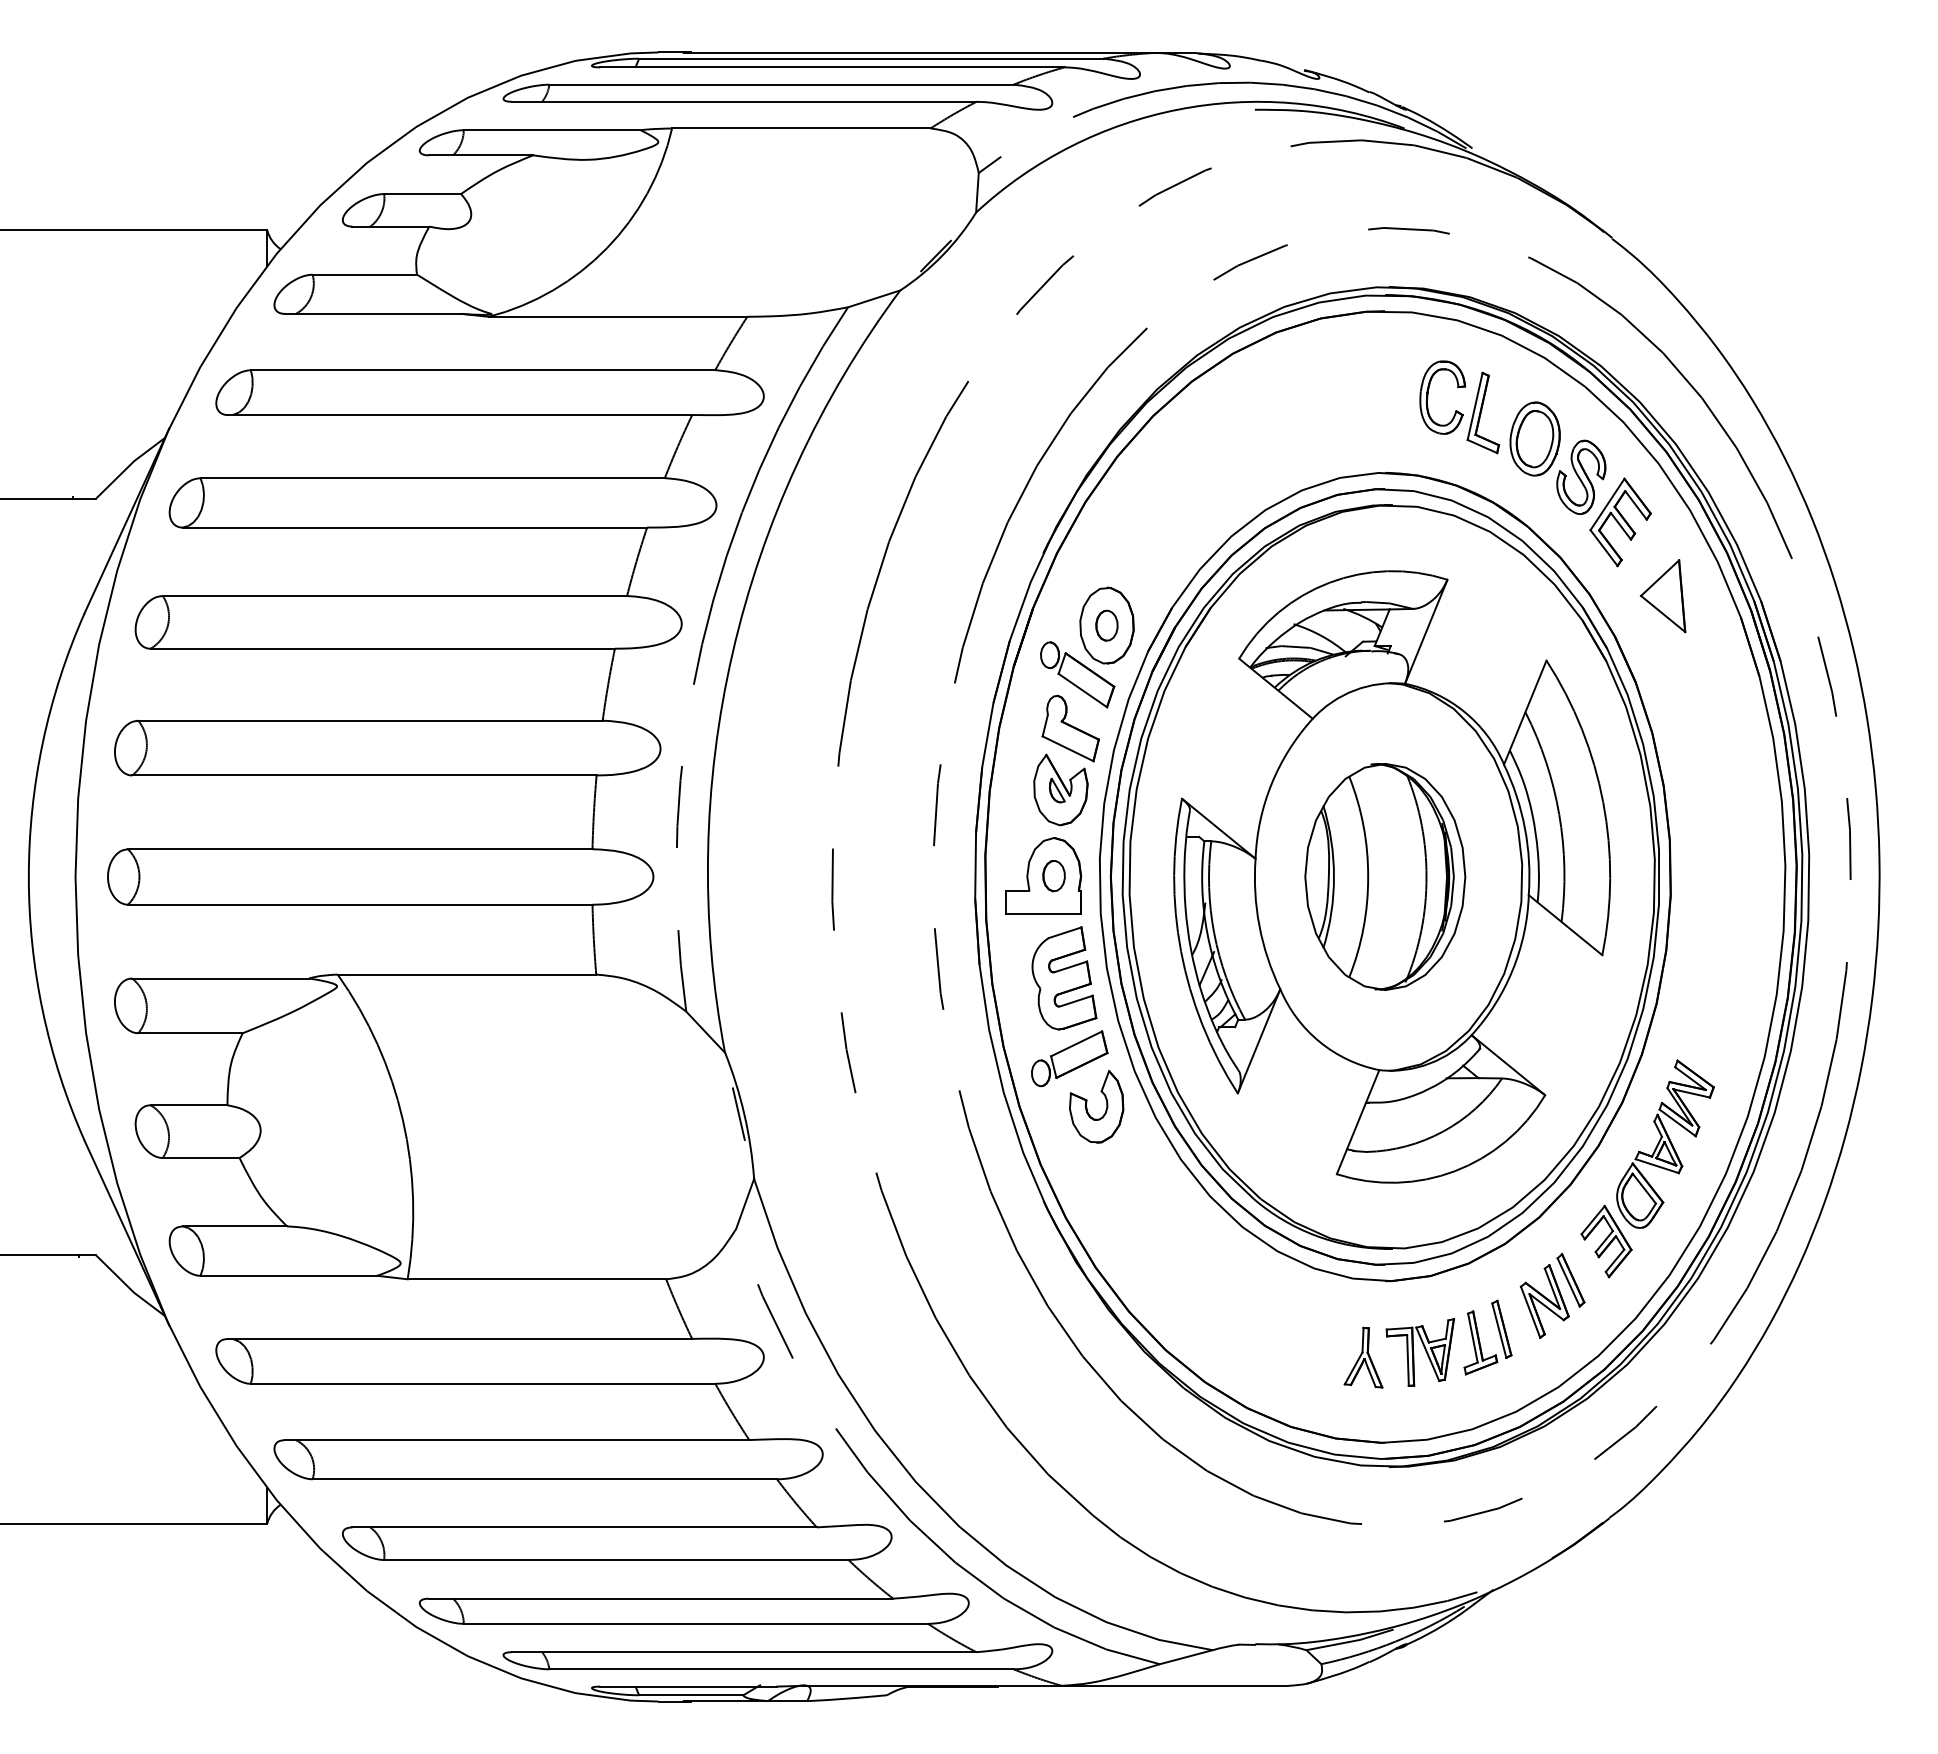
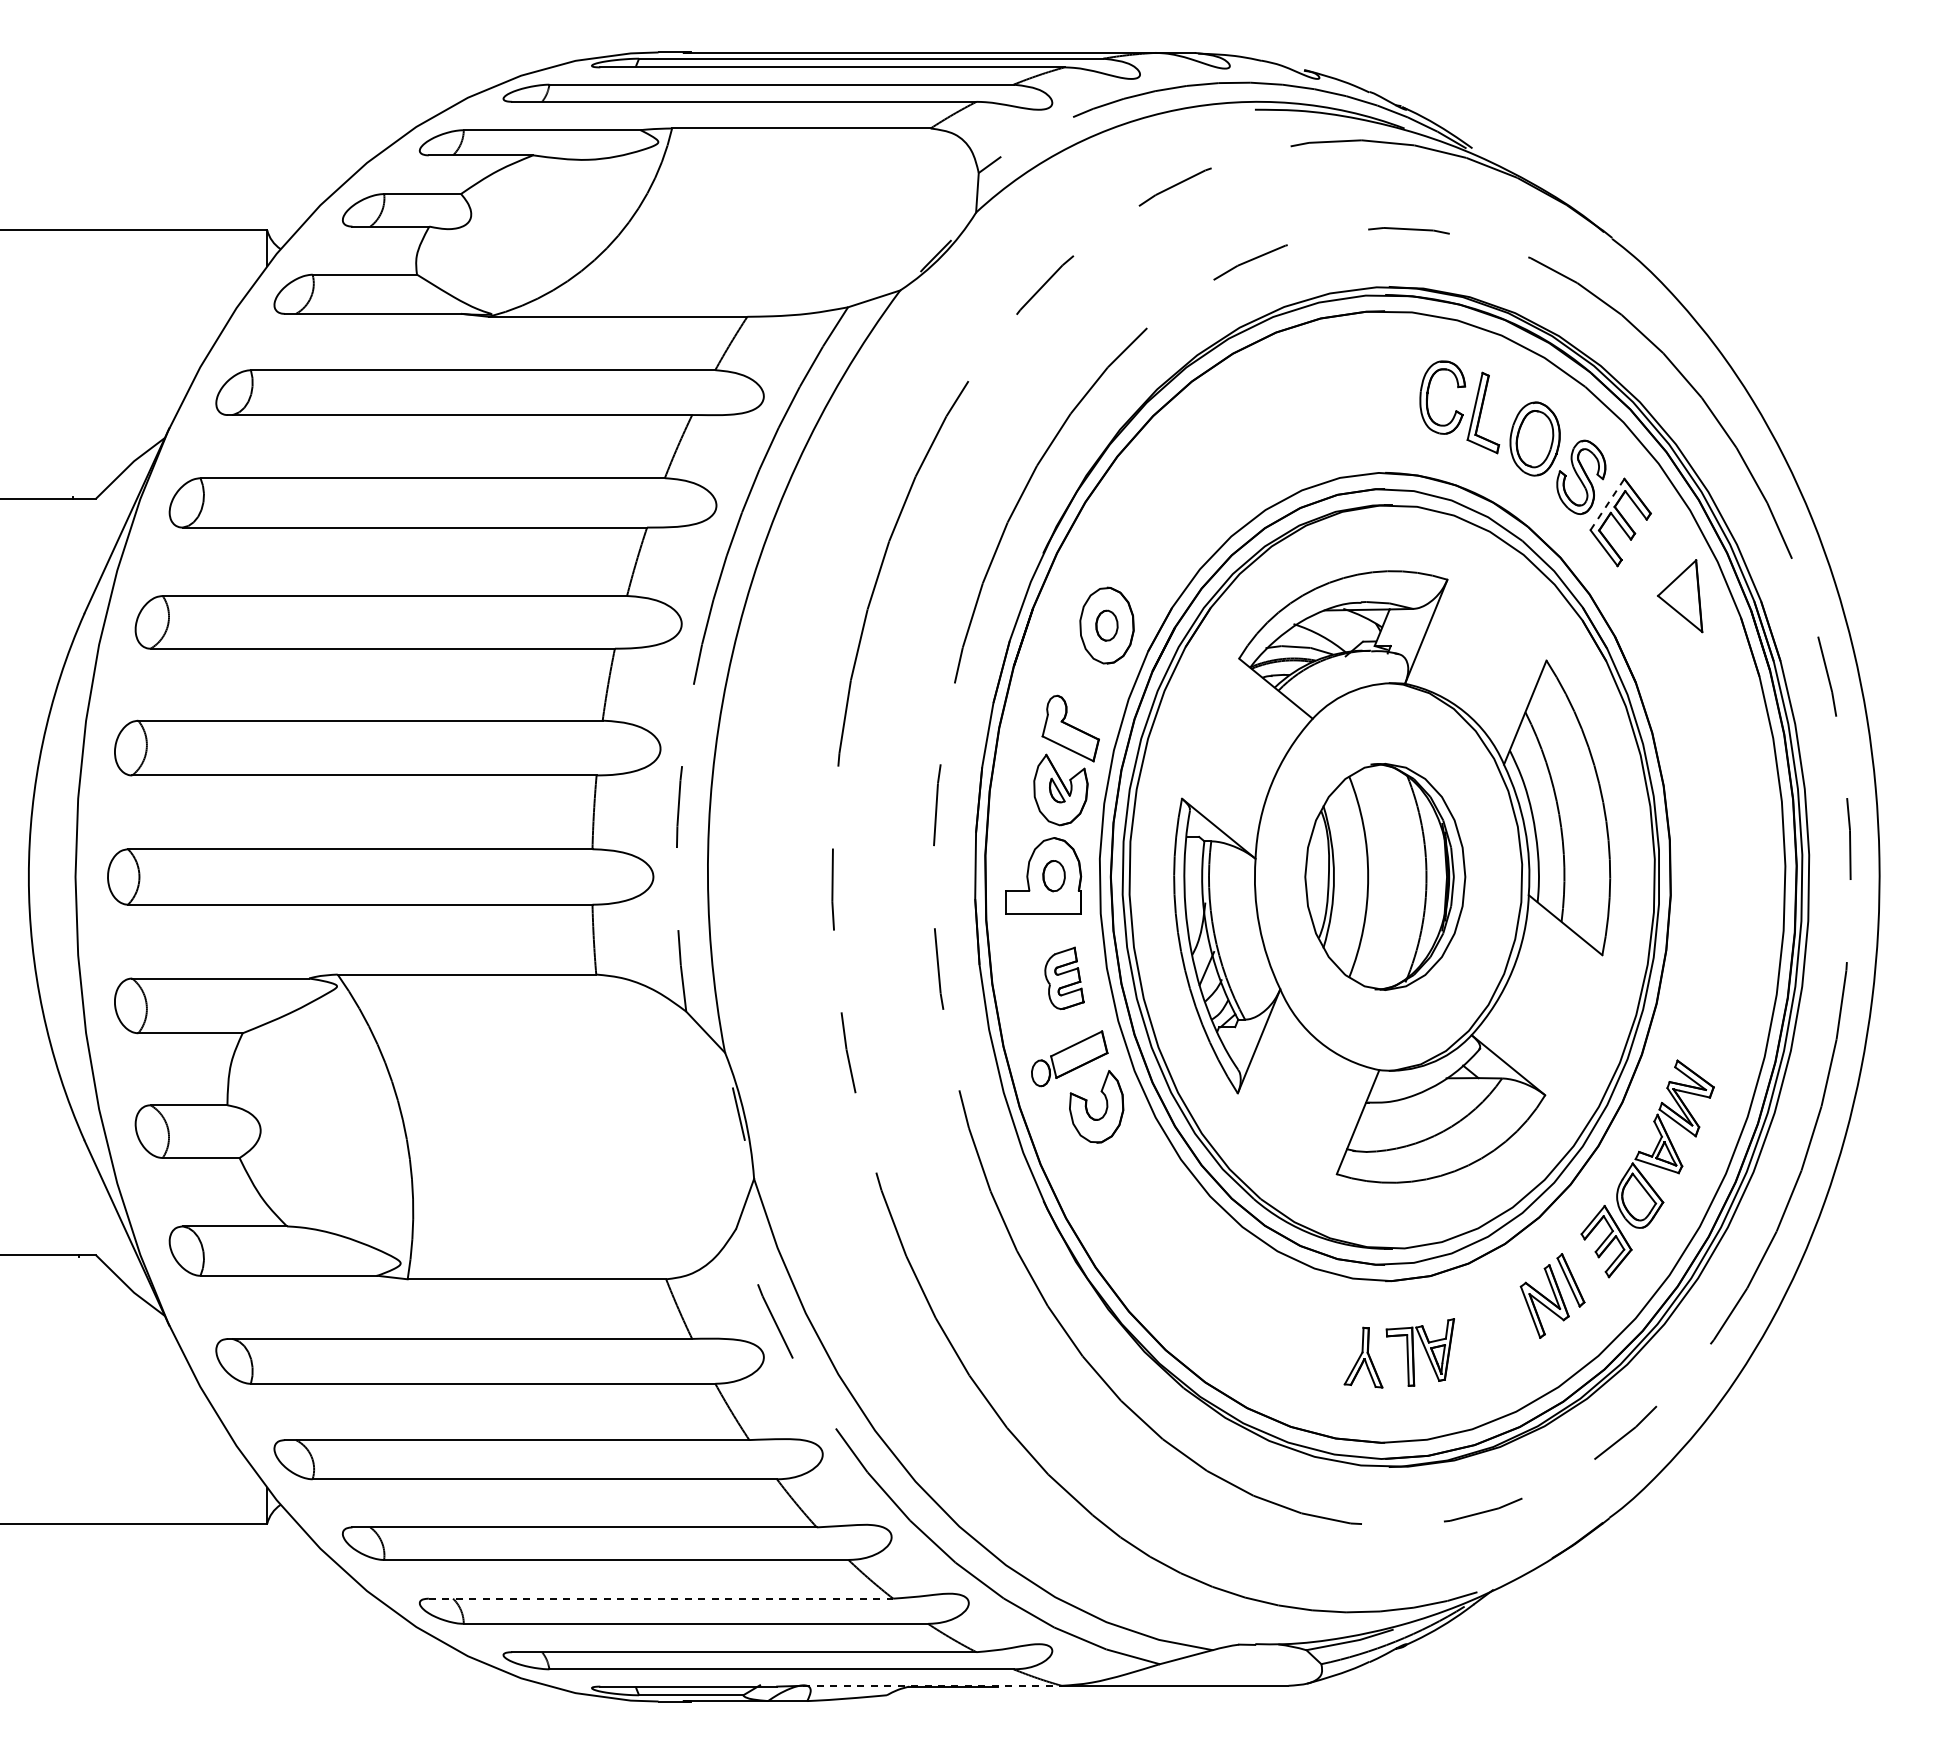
line: solid -> dashed (1607, 504)
part position: (1663, 596) -> (1680, 596) (1680, 596)
part: present -> none (1077, 674)
part size: 67x105 px -> 41x64 px (1064, 977)
part: present -> none (1479, 1337)
line: solid -> dashed (661, 1598)
line: solid -> dashed (933, 1685)
